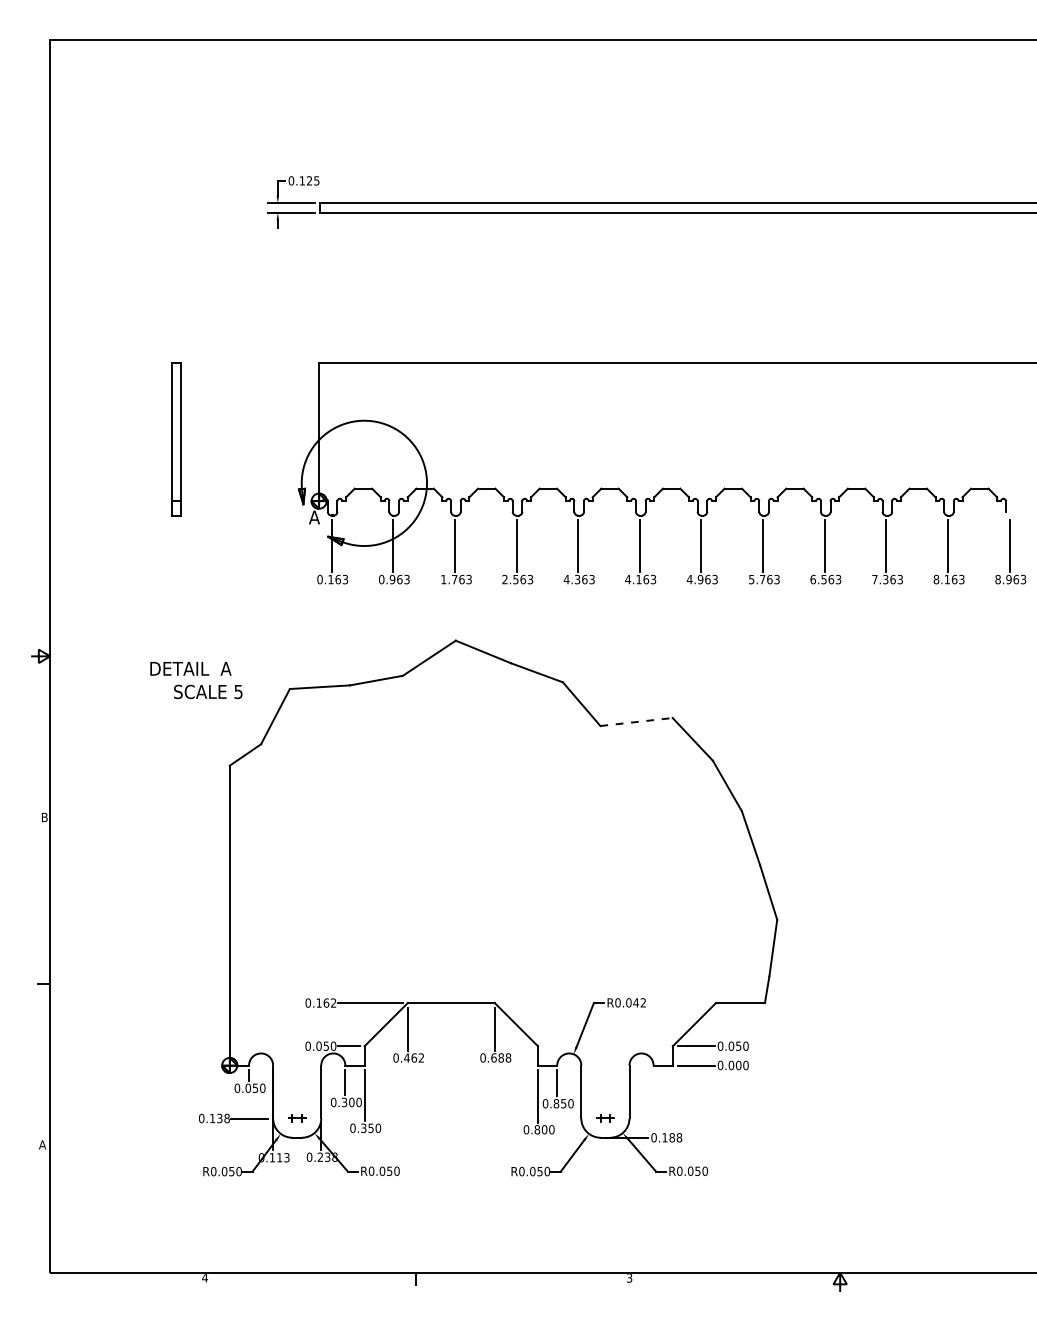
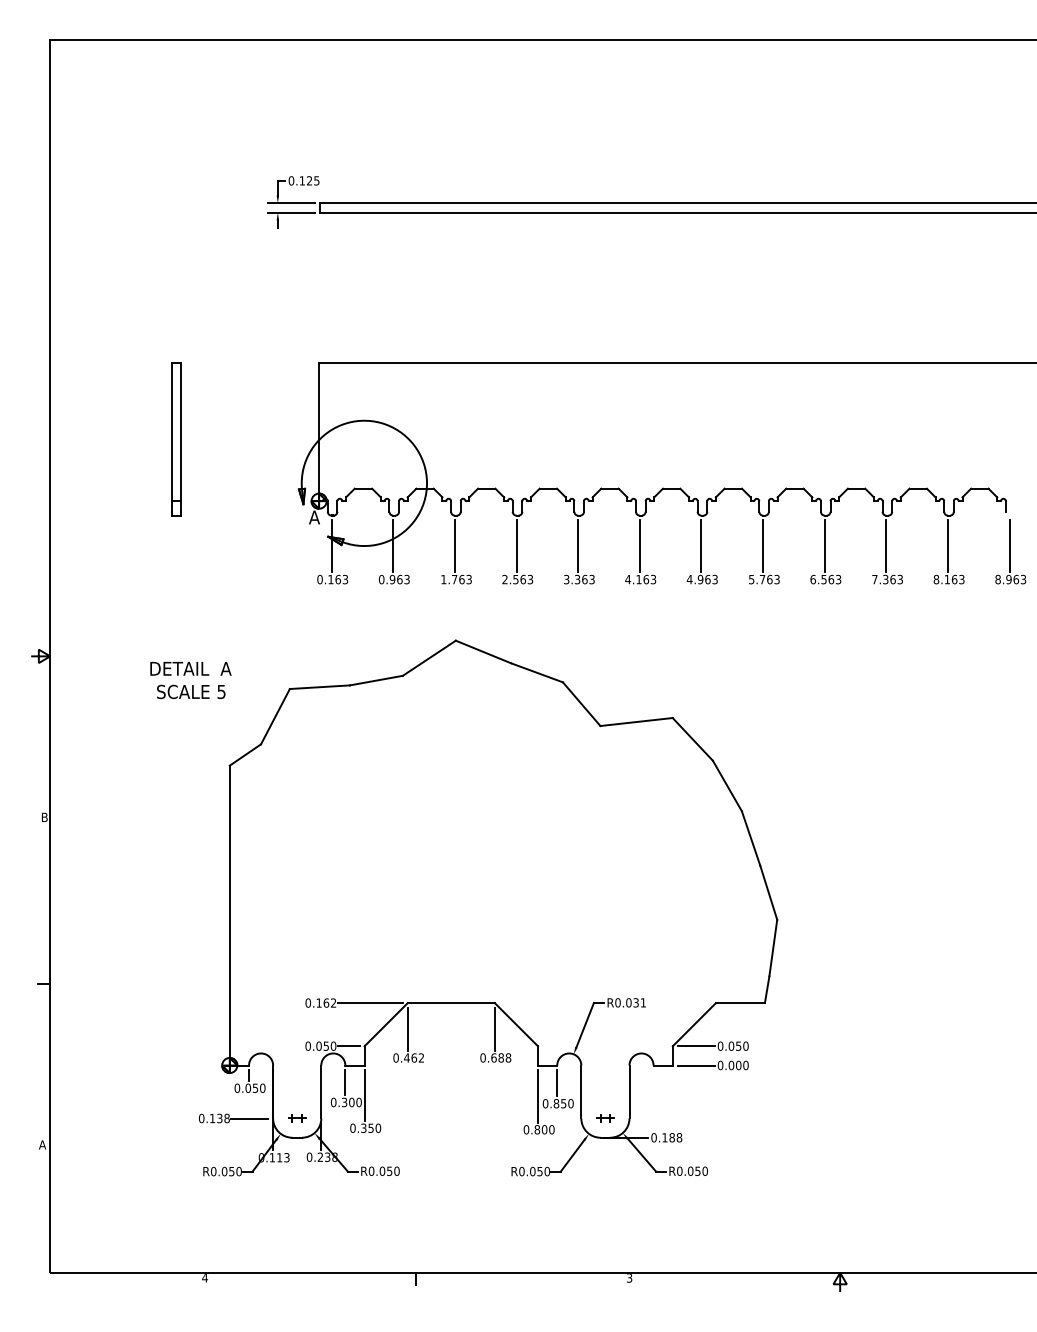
text: 4.363 -> 3.363 (566, 579)
text position: (208, 691) -> (191, 691) (191, 691)
line: dashed -> solid (637, 721)
text: R0.042 -> R0.031 (639, 1002)
